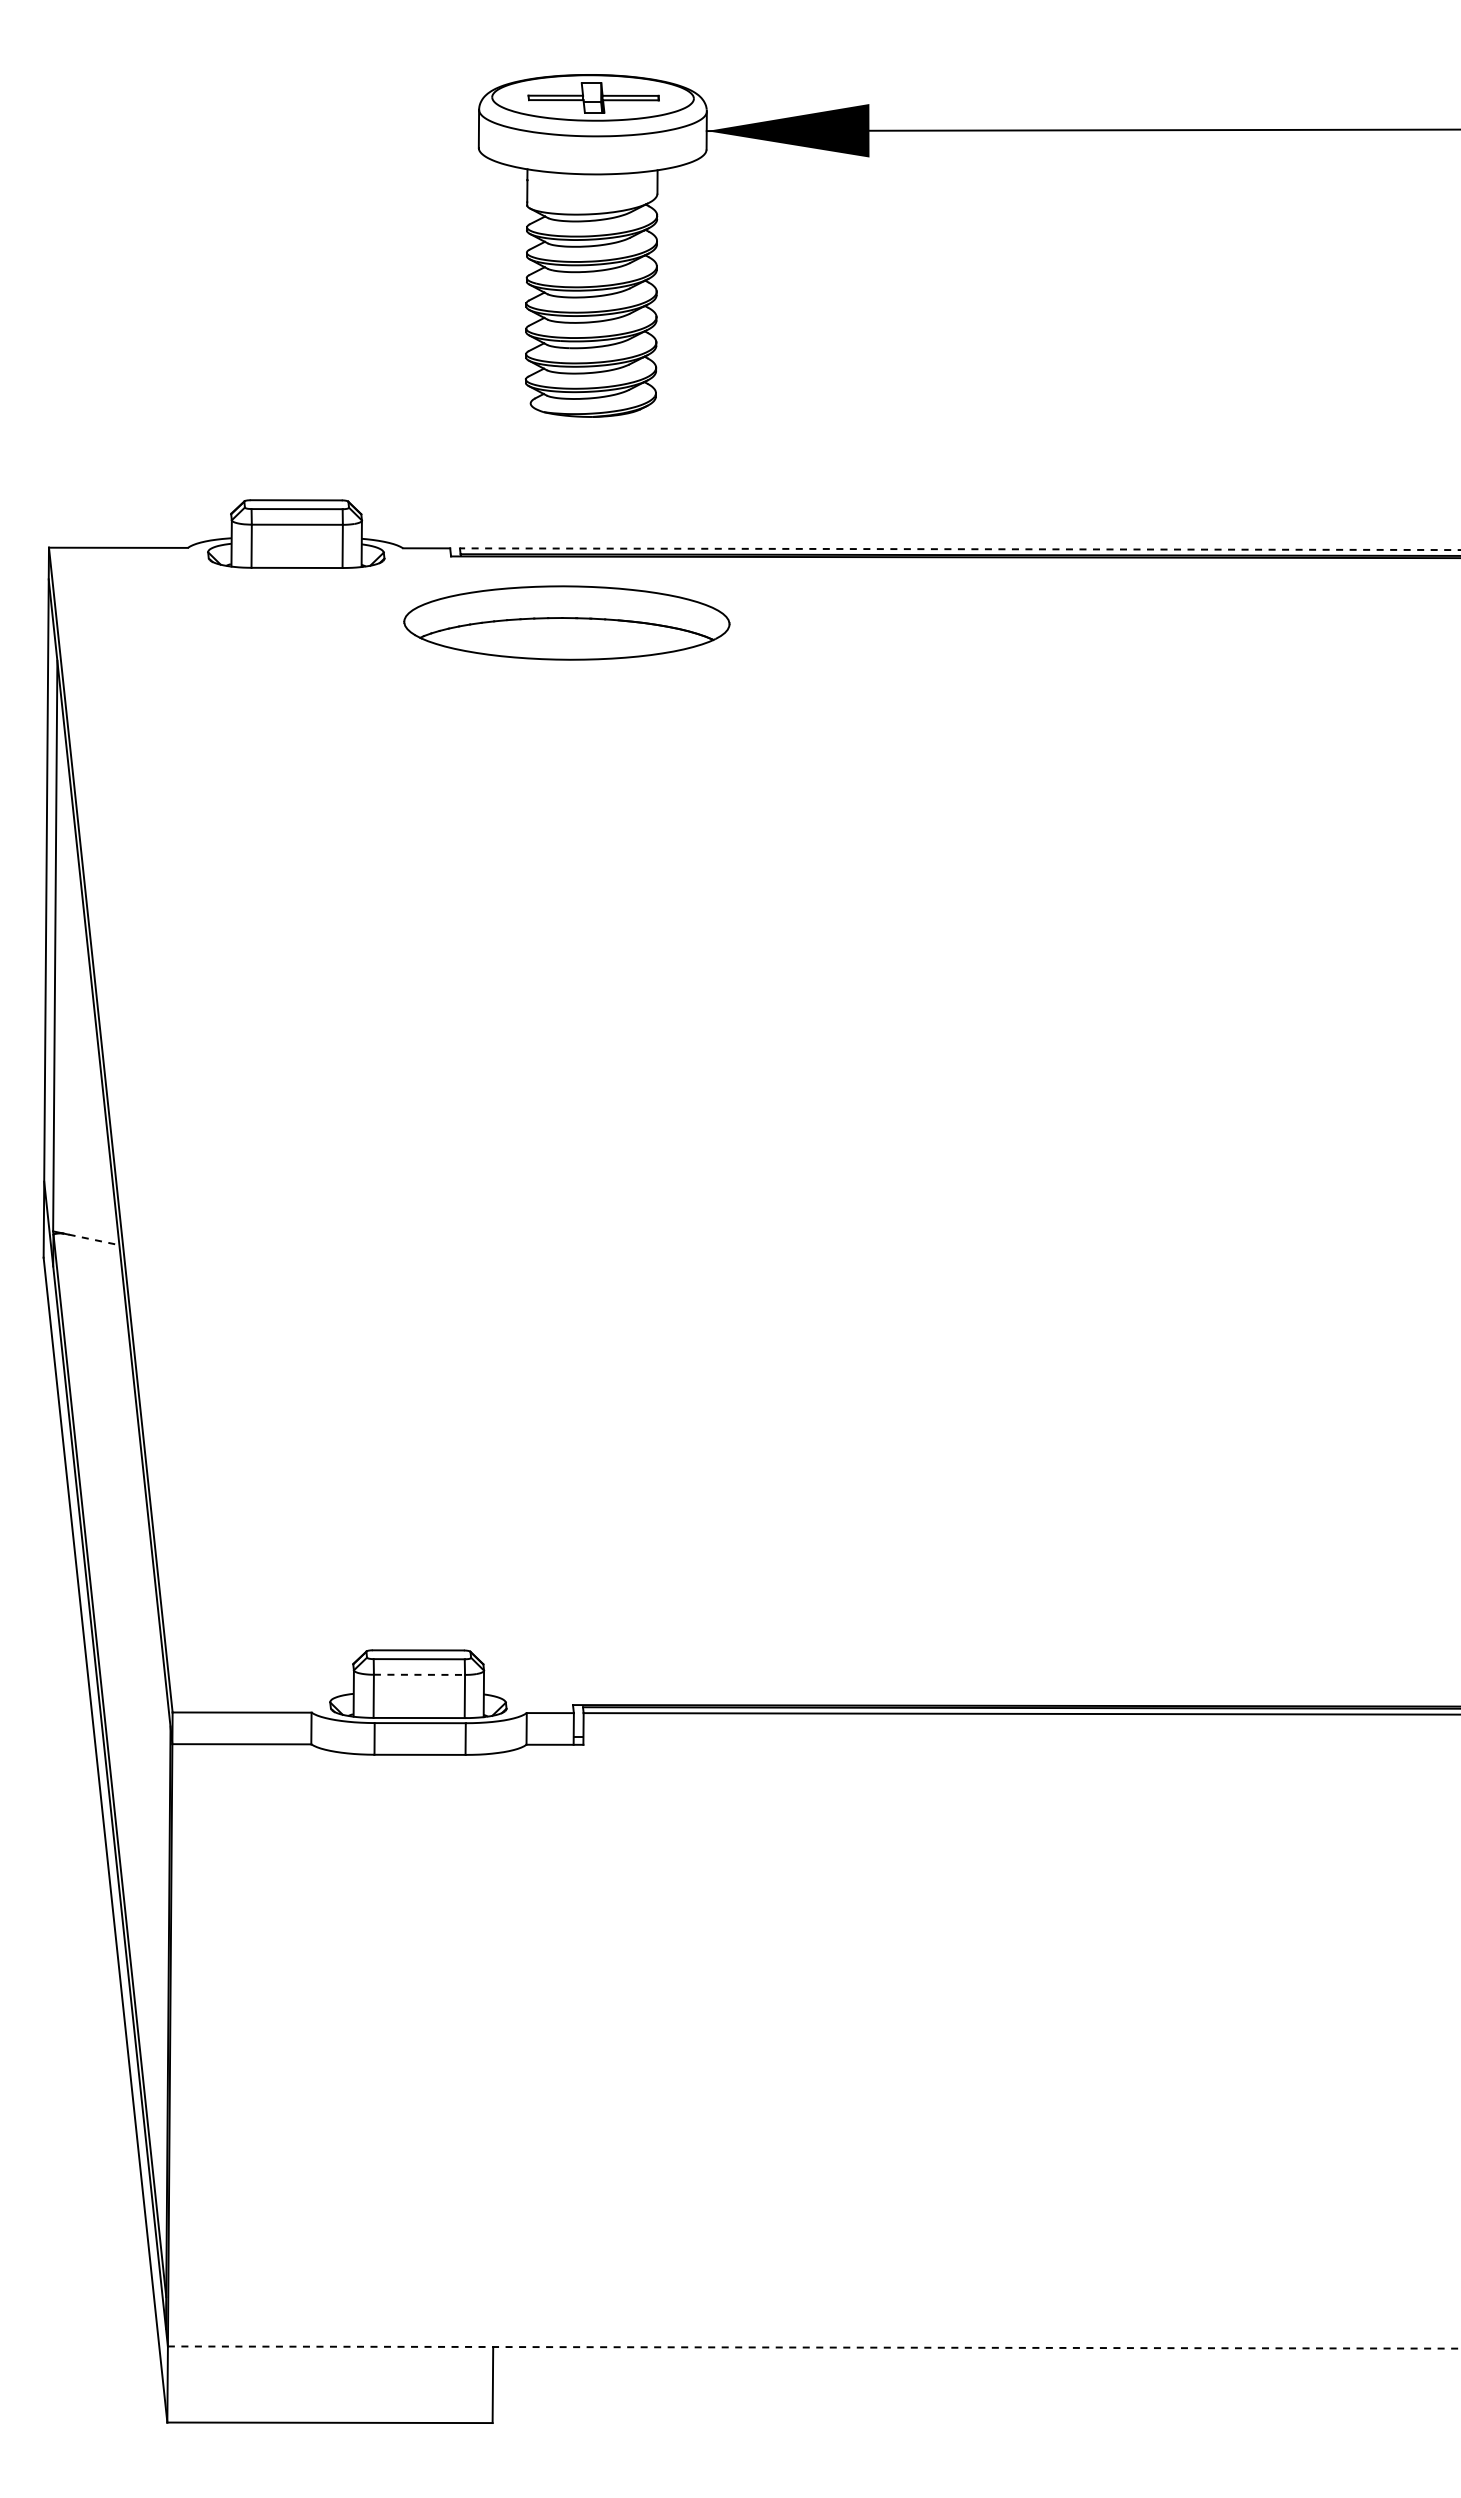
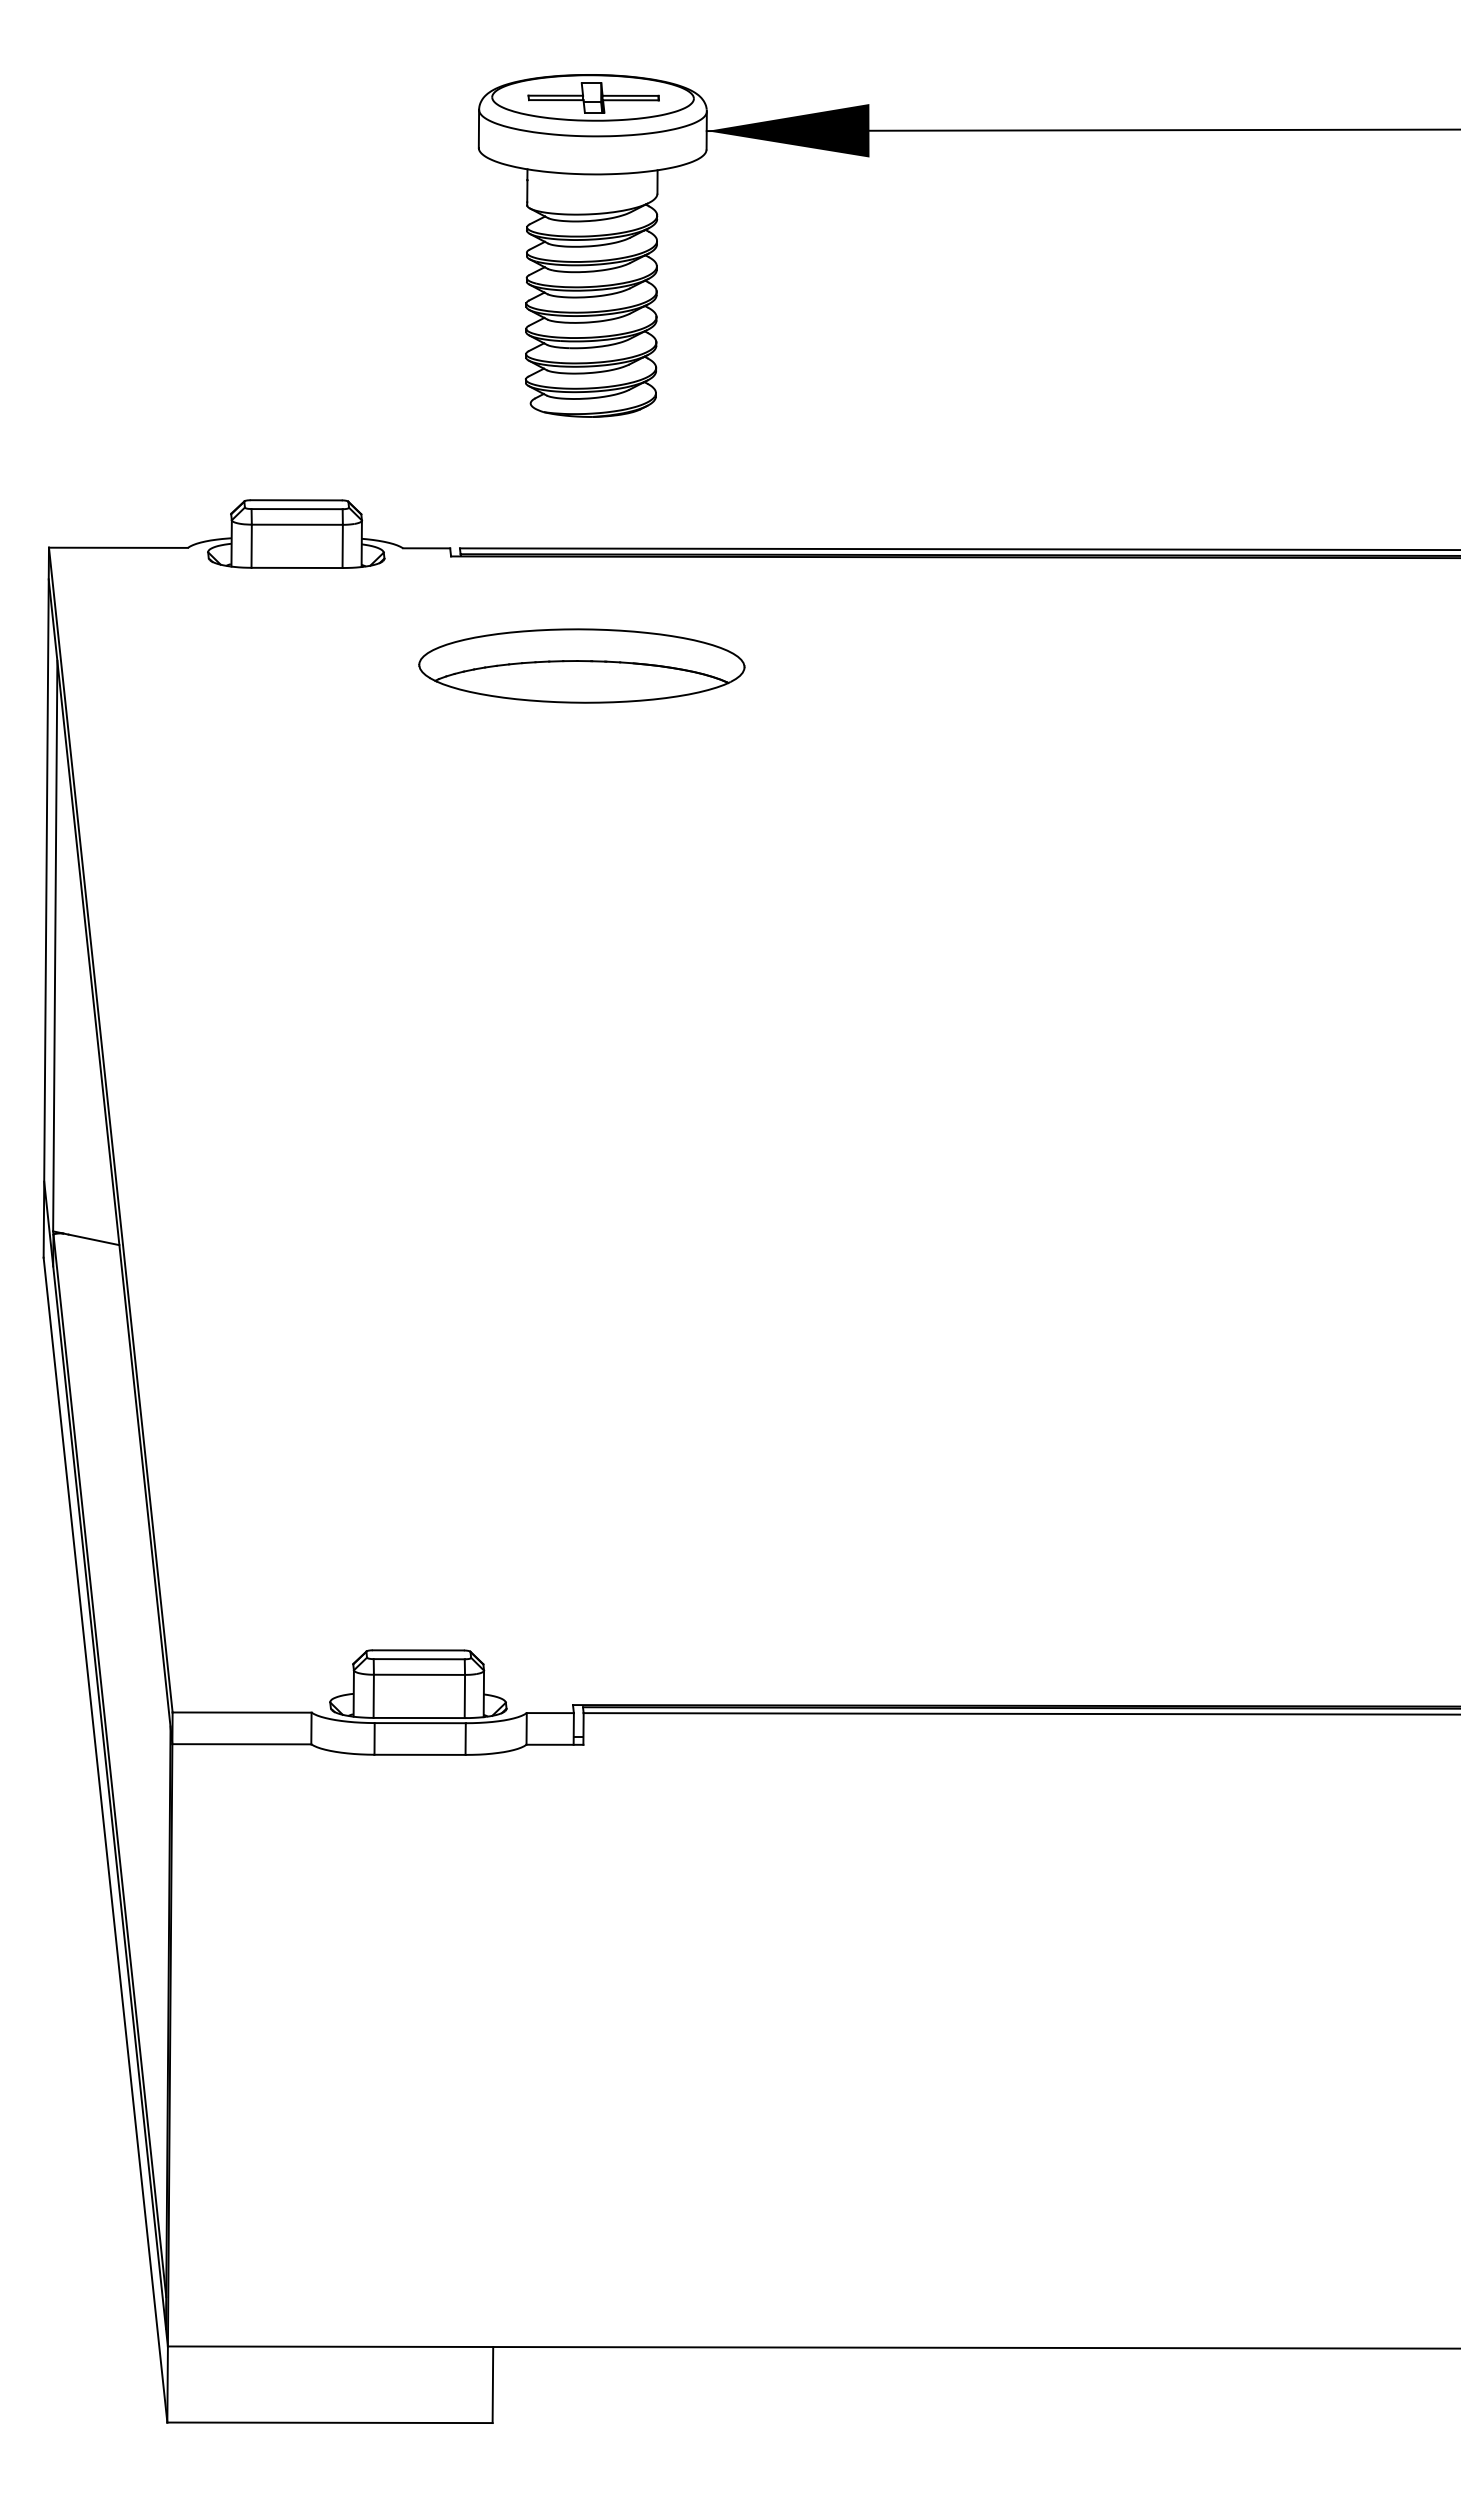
line: dashed -> solid (959, 549)
part position: (566, 622) -> (581, 665) (581, 665)
line: dashed -> solid (94, 1239)
line: dashed -> solid (419, 1674)
line: dashed -> solid (814, 2347)
